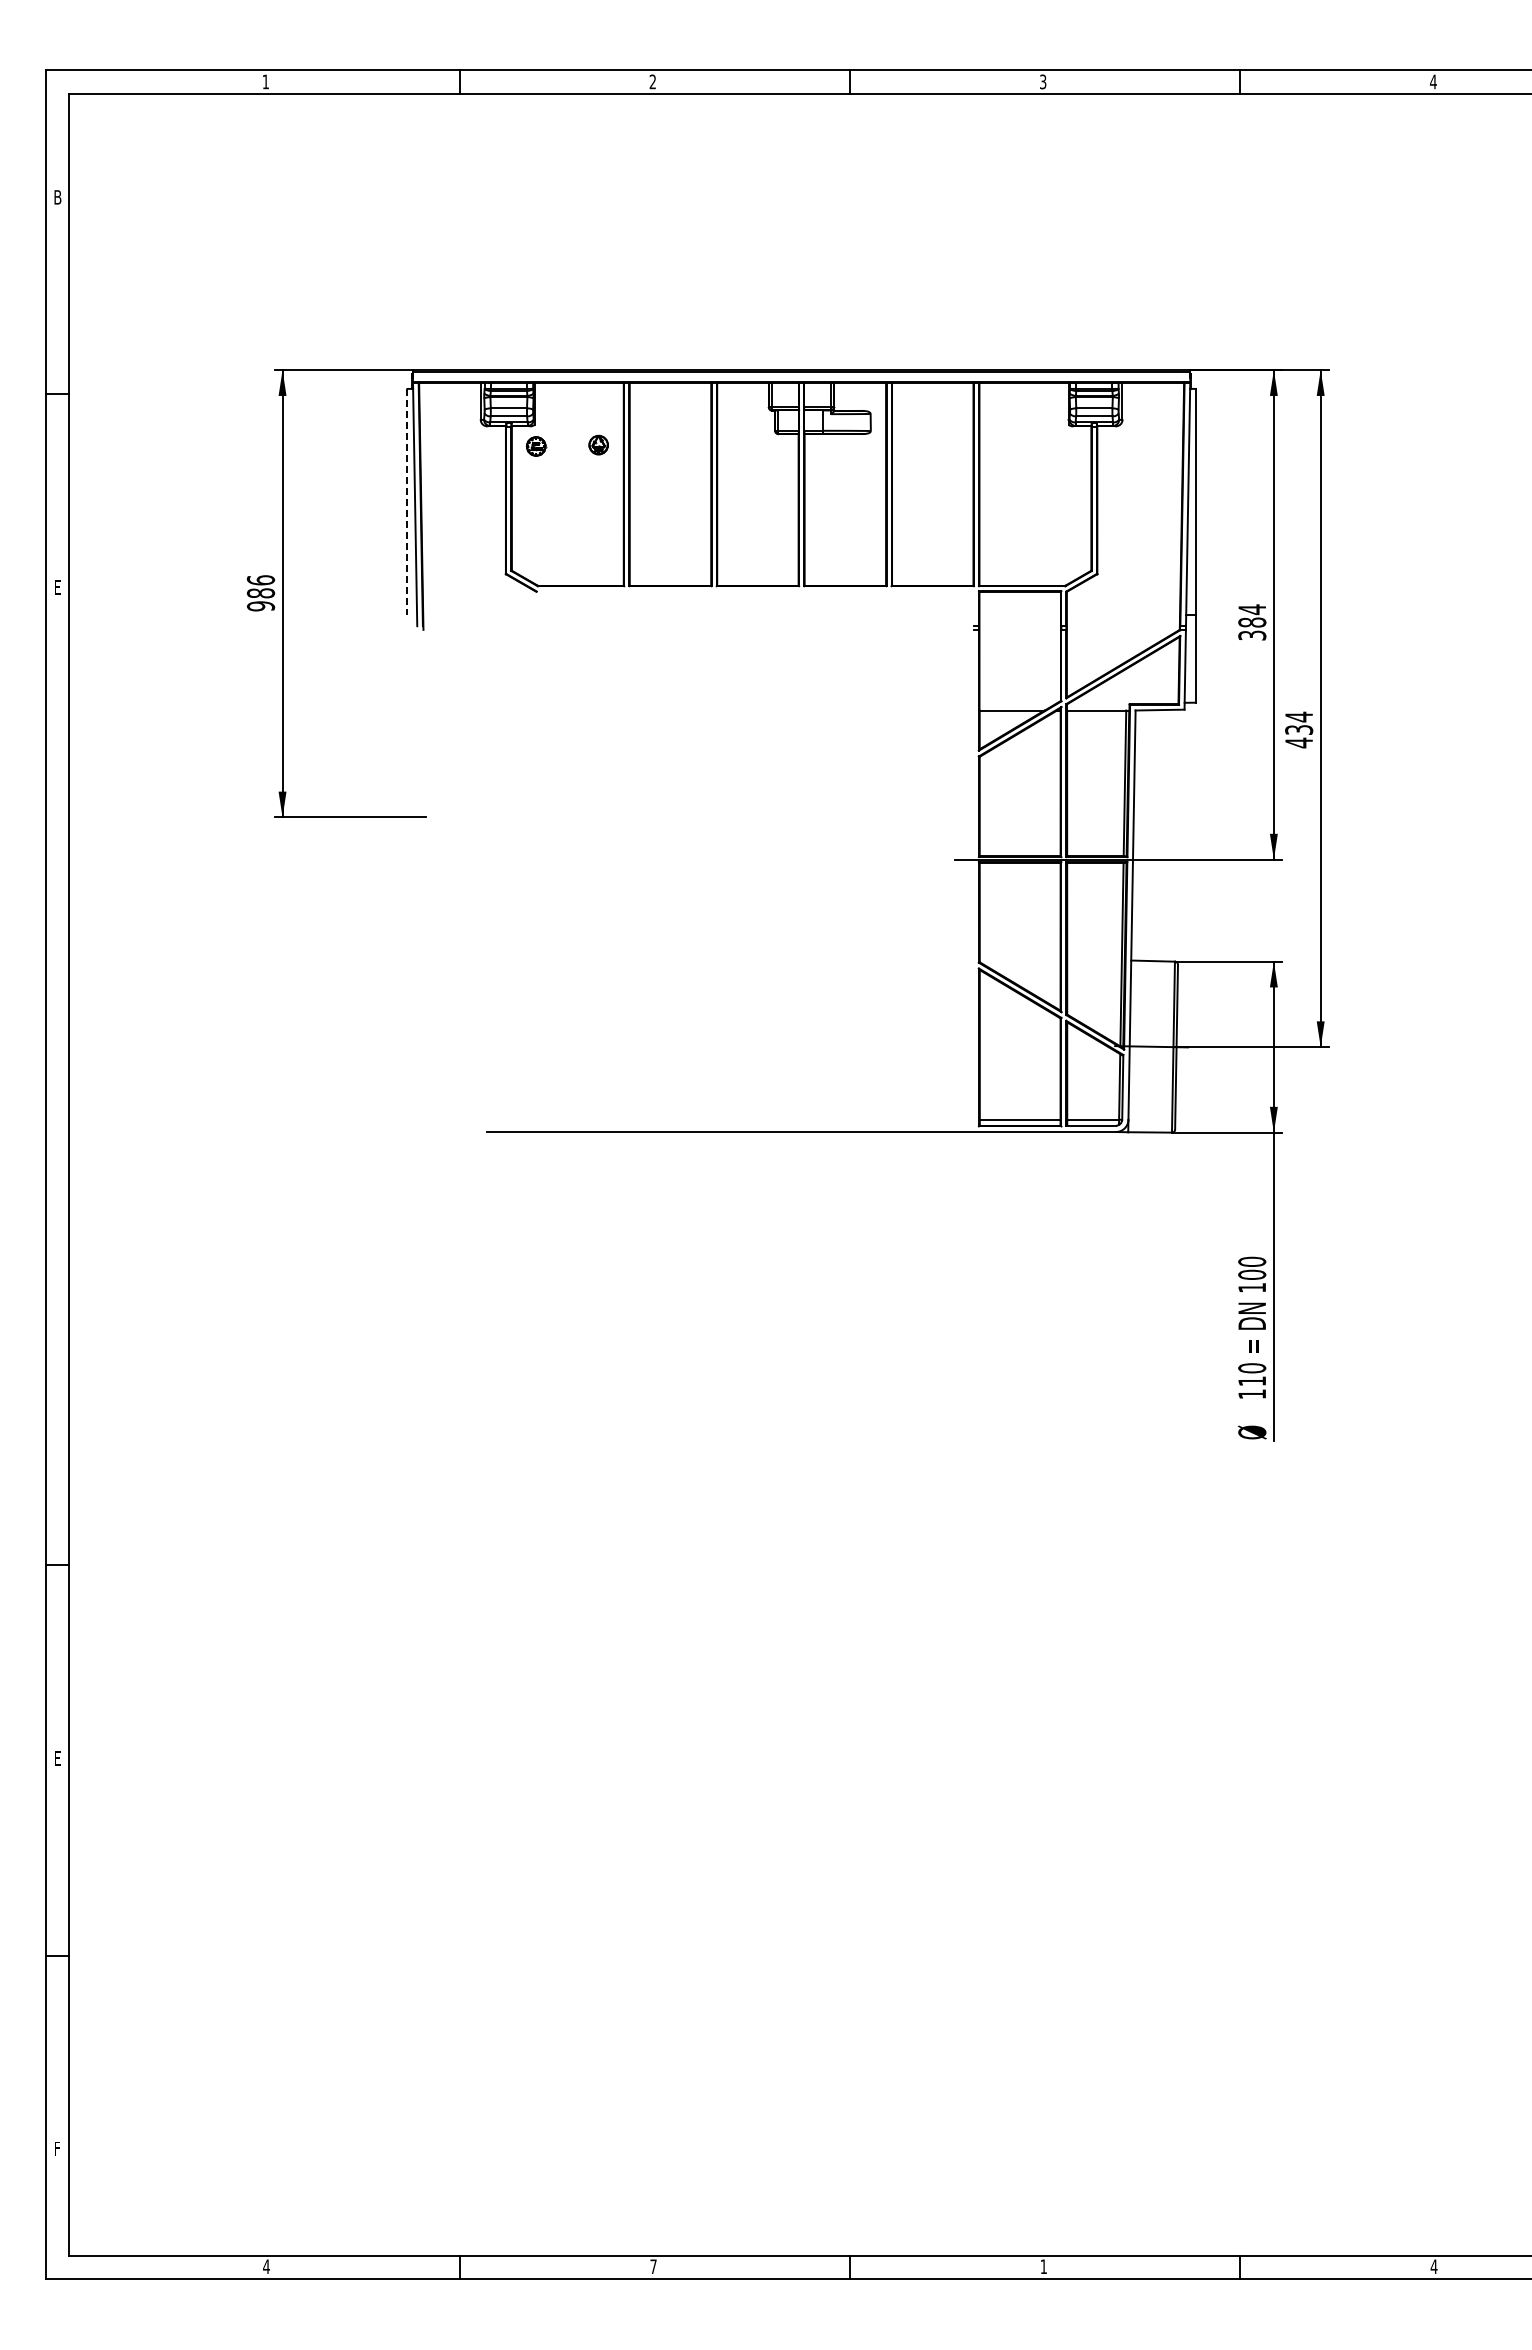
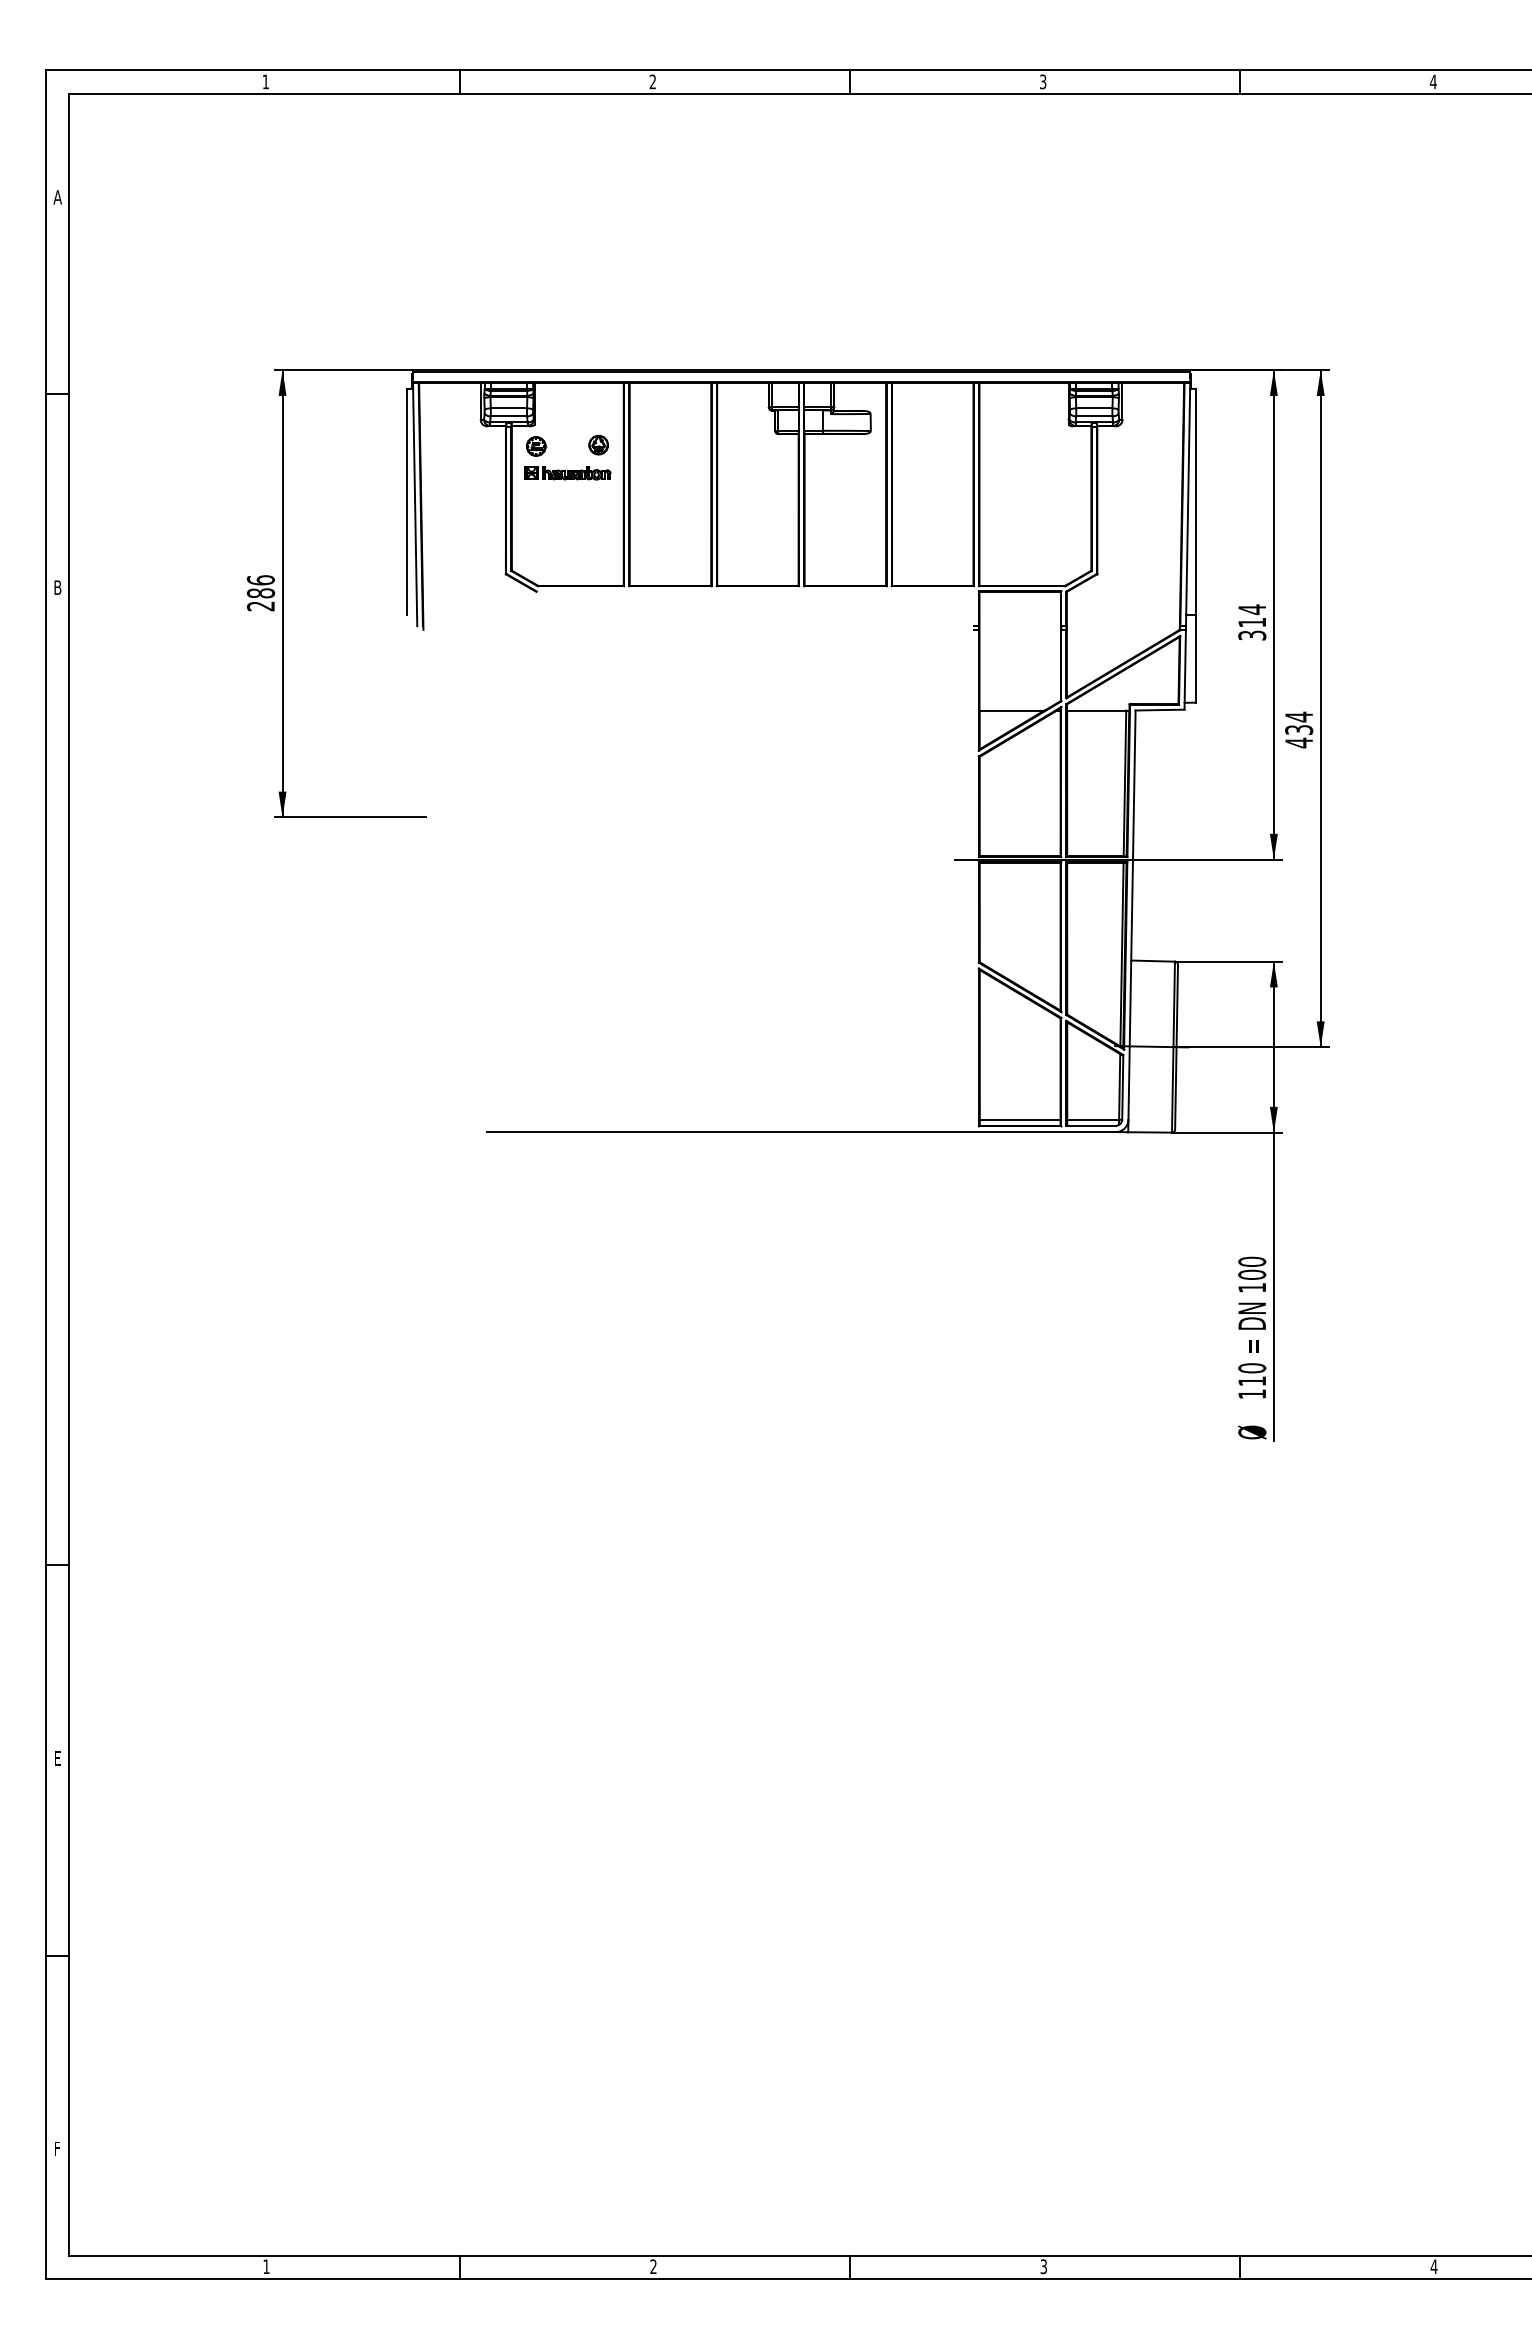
text: B -> A (57, 197)
part: none -> present (567, 473)
line: dashed -> solid (407, 501)
text: E -> B (57, 587)
text: 986 -> 286 (261, 606)
text: 384 -> 314 (1252, 622)
text: 4 -> 1 (266, 2266)
text: 7 -> 2 (653, 2266)
text: 1 -> 3 (1043, 2266)
